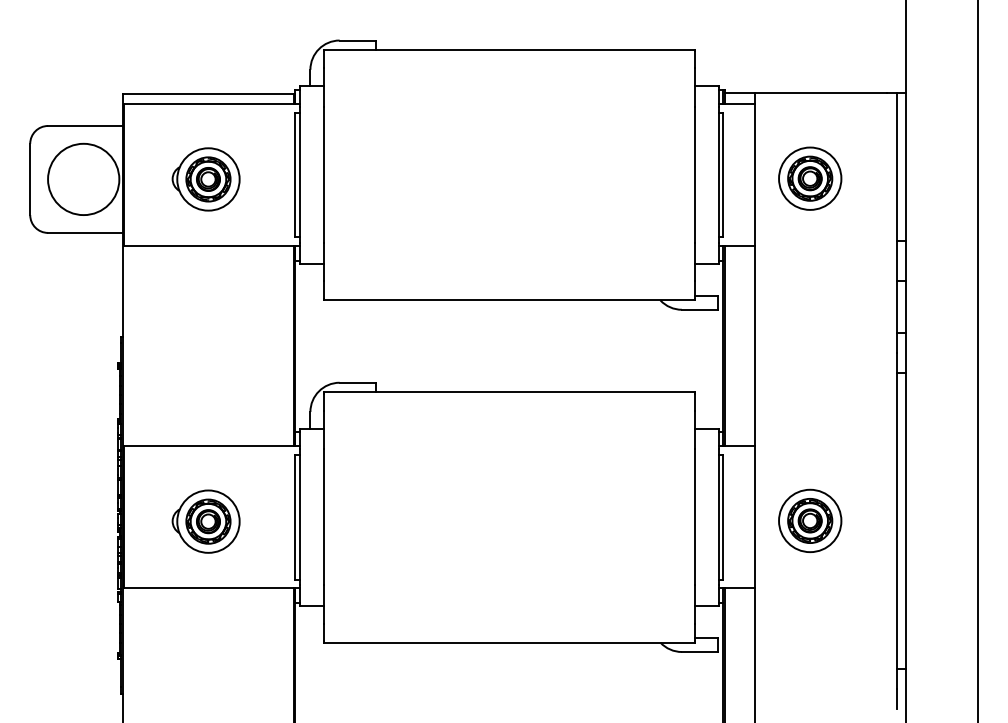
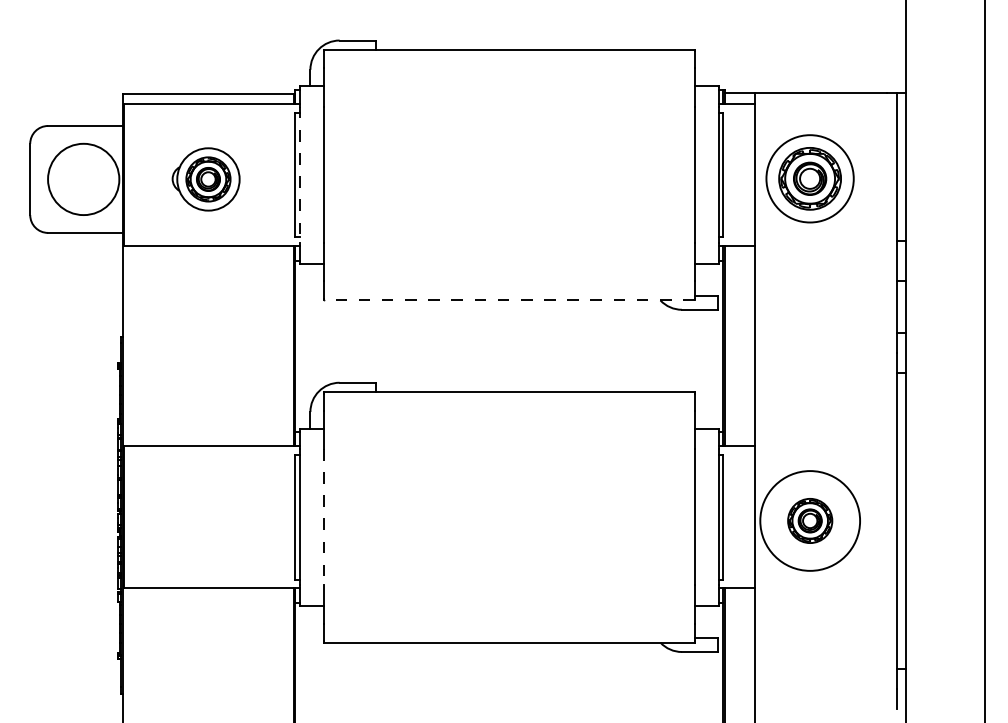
line: solid -> dashed (299, 175)
part size: 65x65 px -> 90x90 px (809, 178)
line: solid -> dashed (508, 300)
line position: (977, 360) -> (984, 360) (984, 360)
line: solid -> dashed (323, 517)
circle diameter: 62 px -> 100 px (810, 520)
part: present -> none (205, 521)
